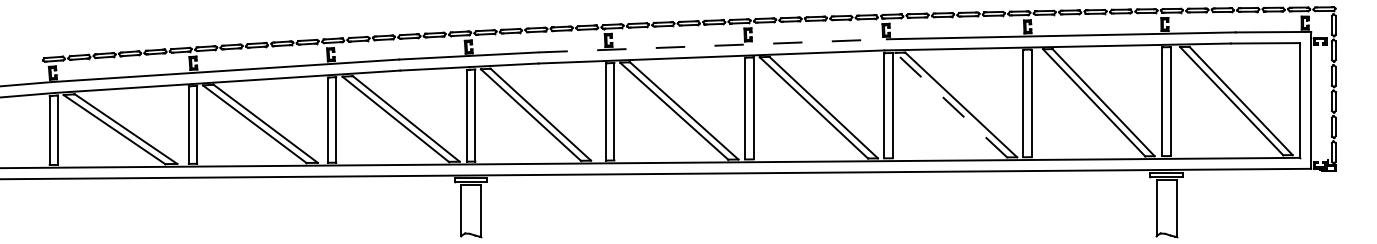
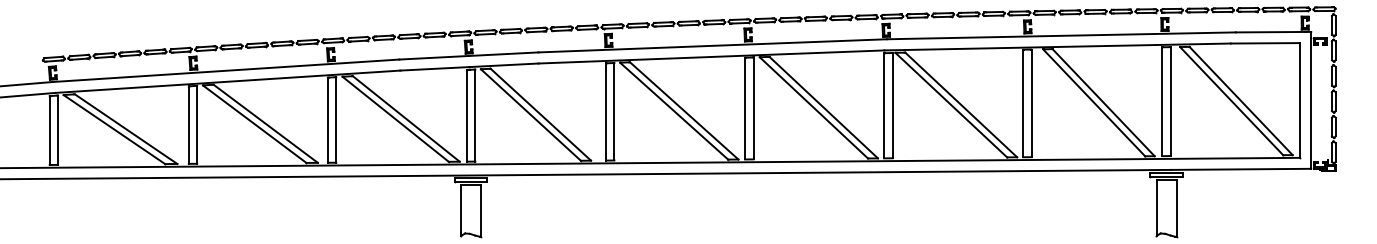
line: dashed -> solid (713, 45)
line: dashed -> solid (950, 104)
